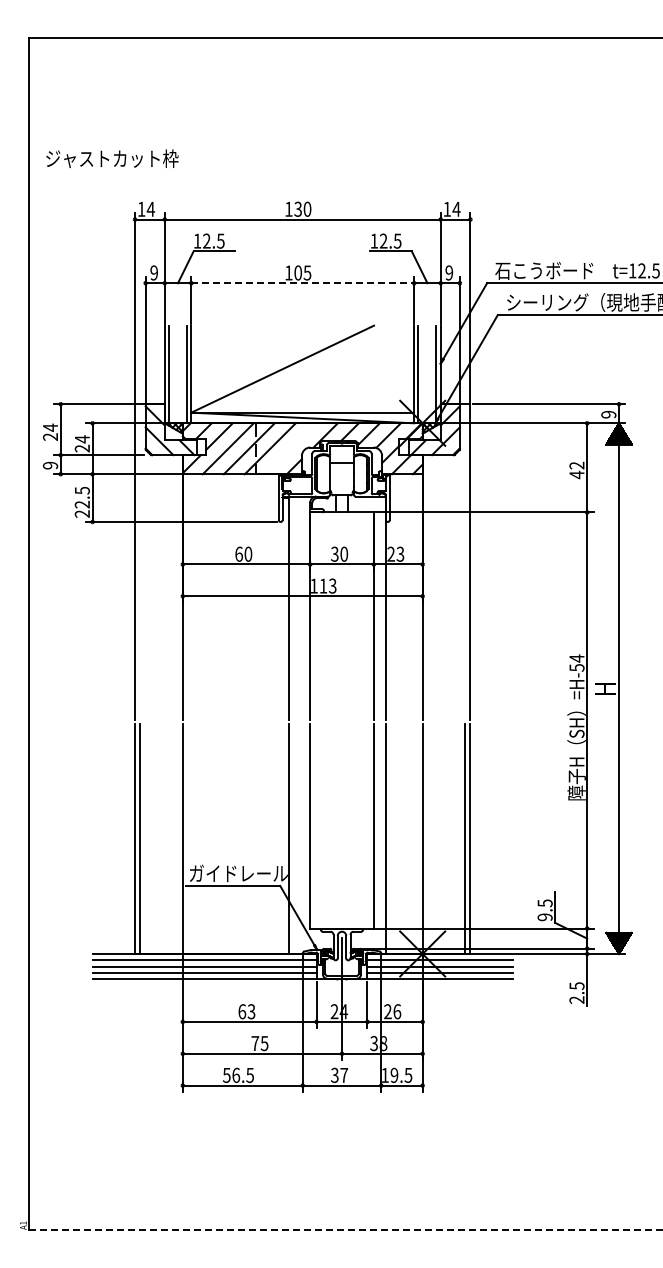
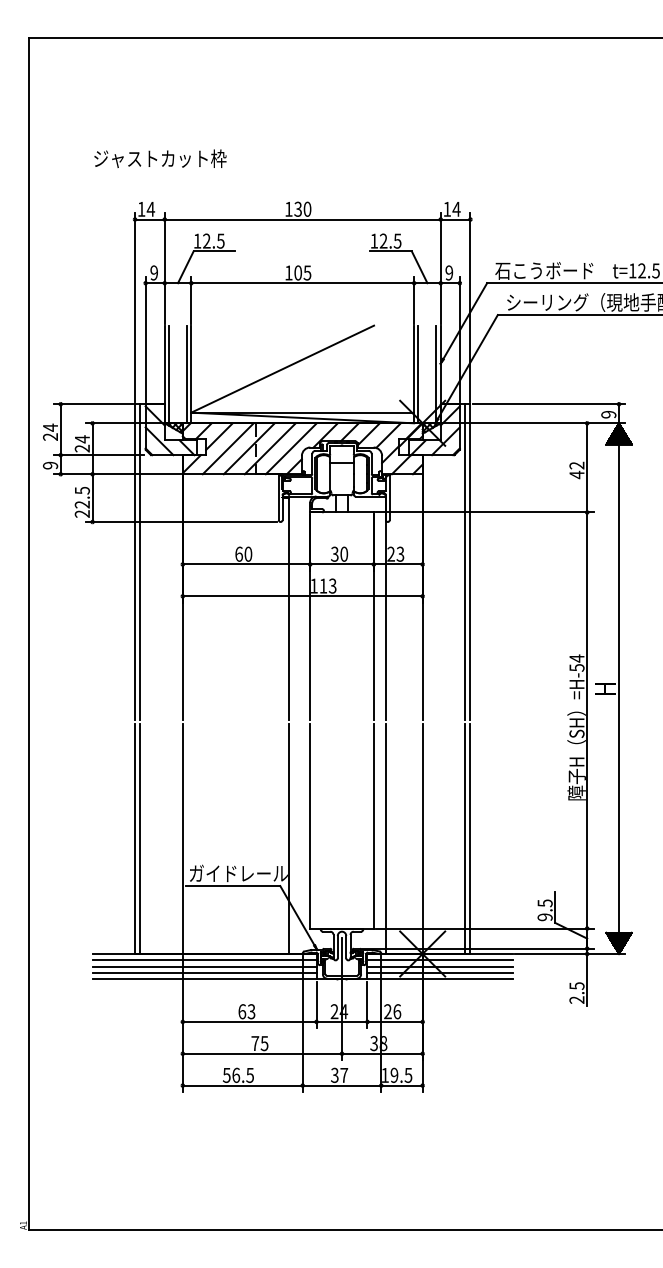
text position: (112, 158) -> (160, 158) (160, 158)
line: dashed -> solid (303, 283)
line: none -> present (290, 448)
line: none -> present (140, 561)
line: none -> present (465, 561)
line: dashed -> solid (345, 1229)
